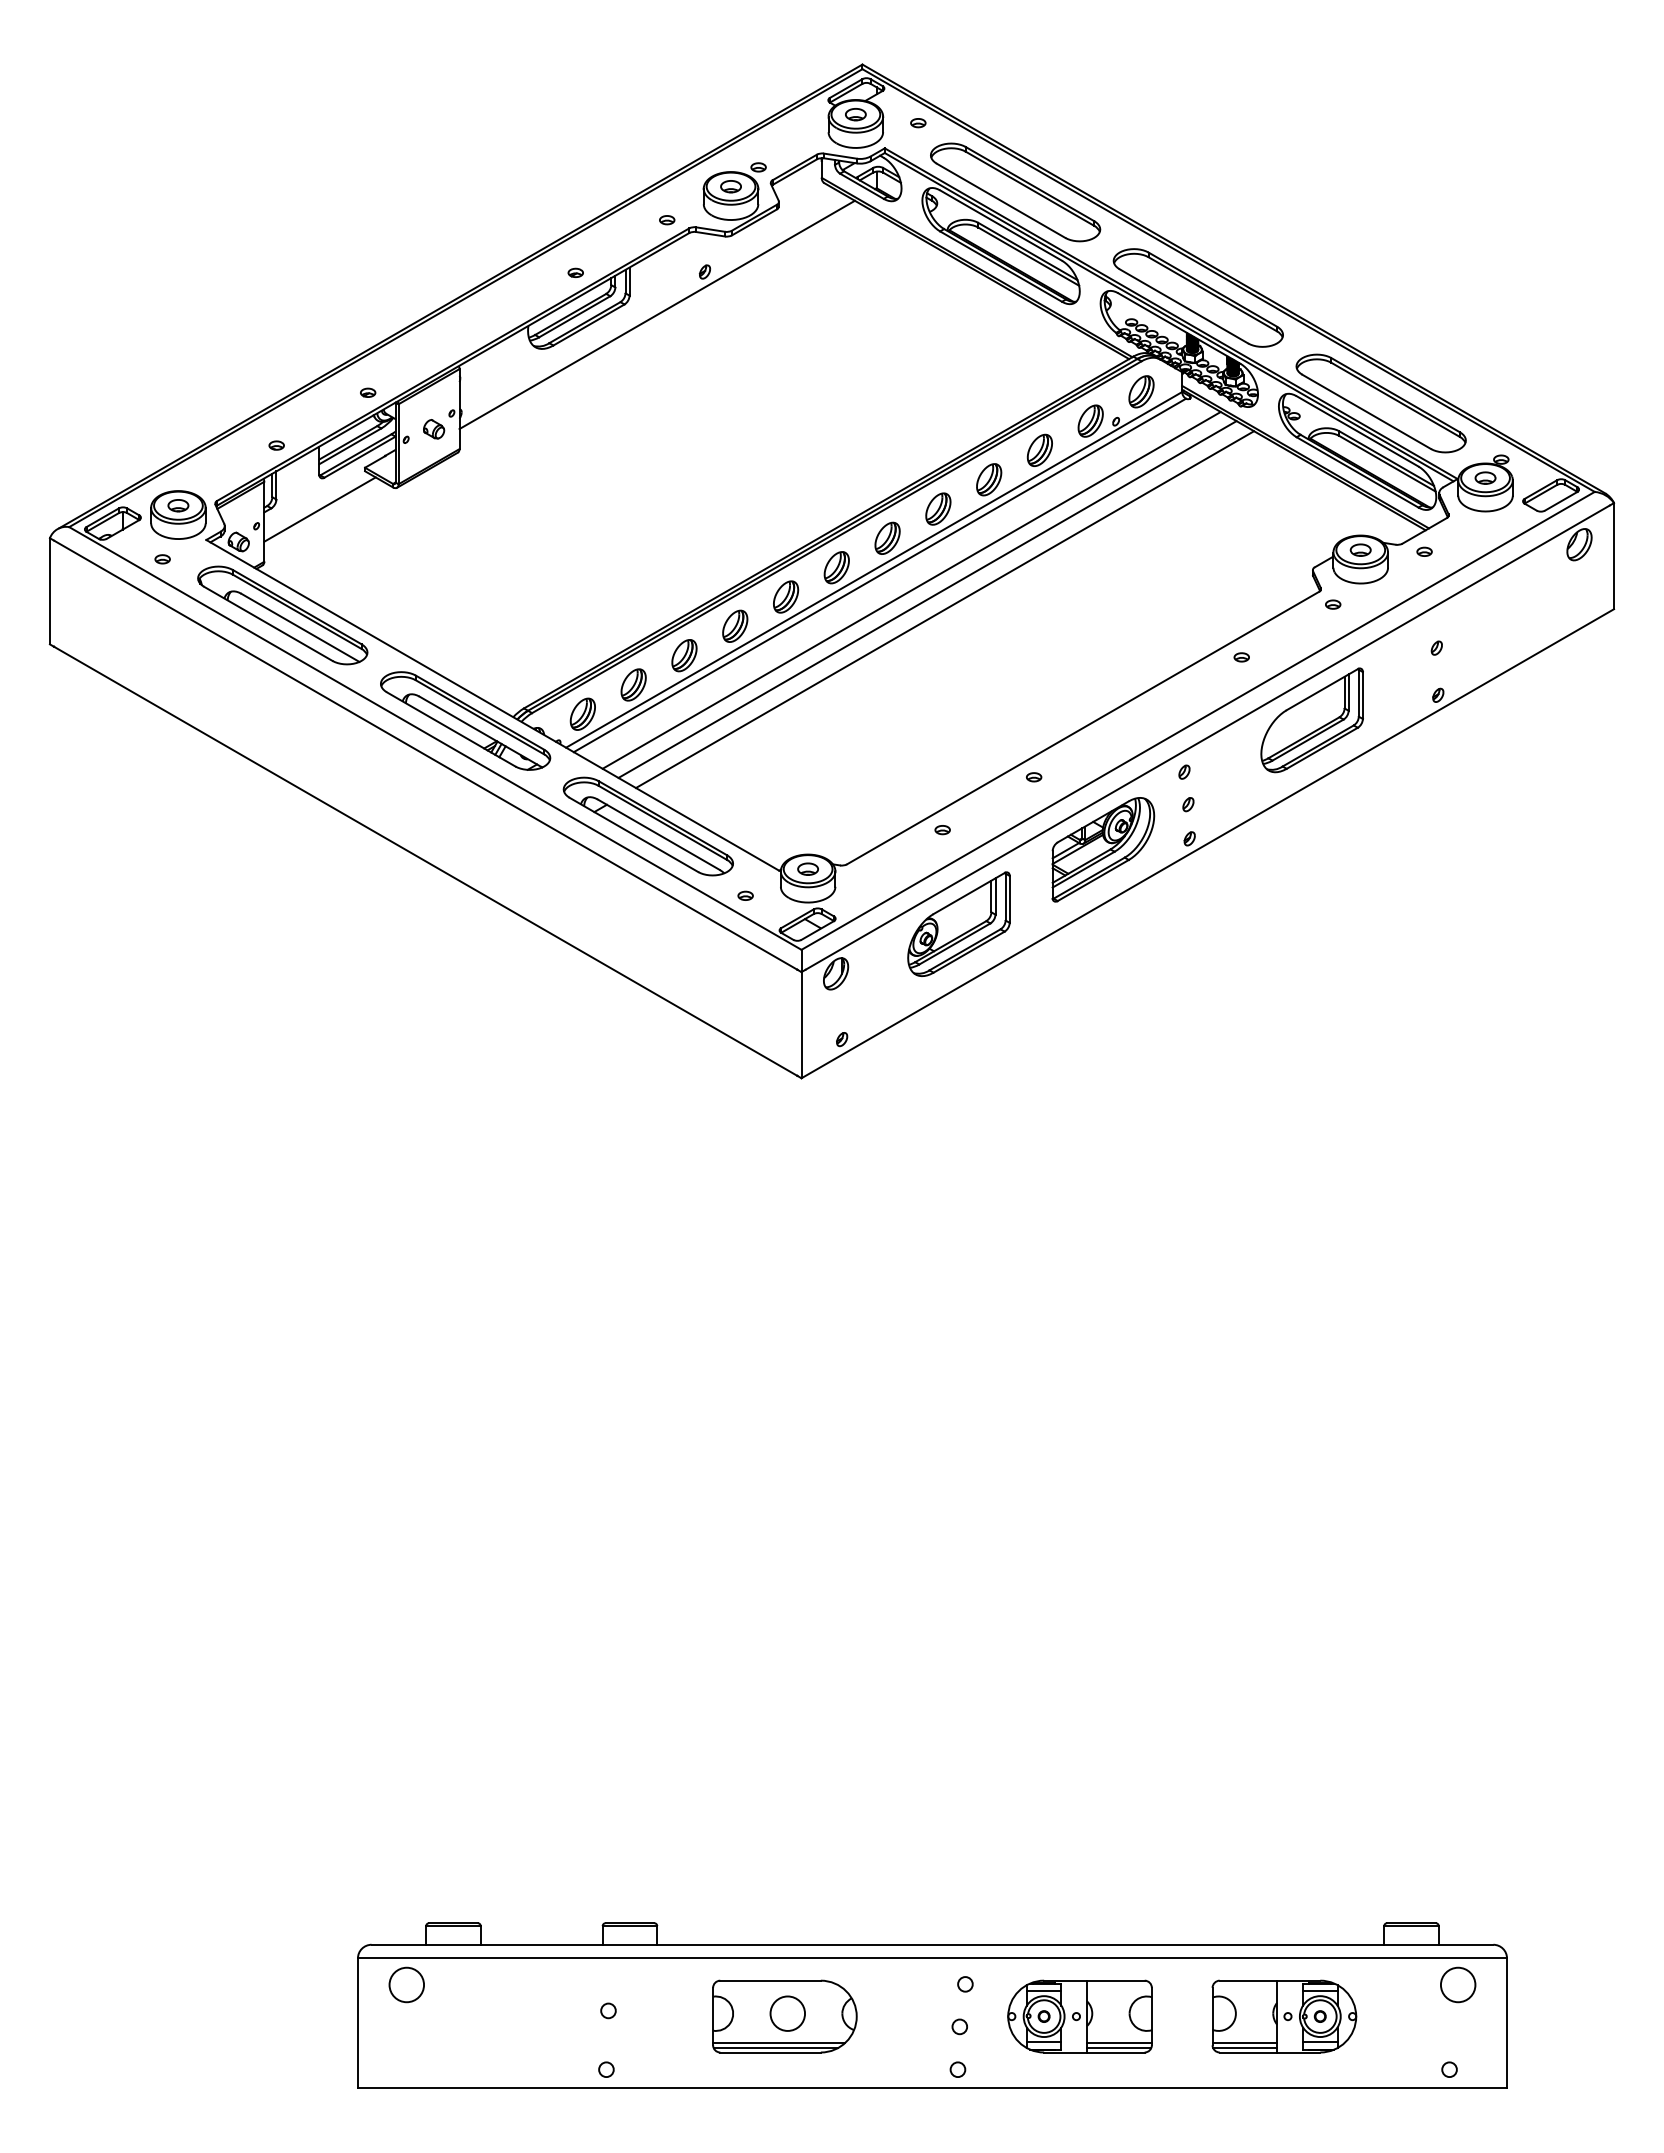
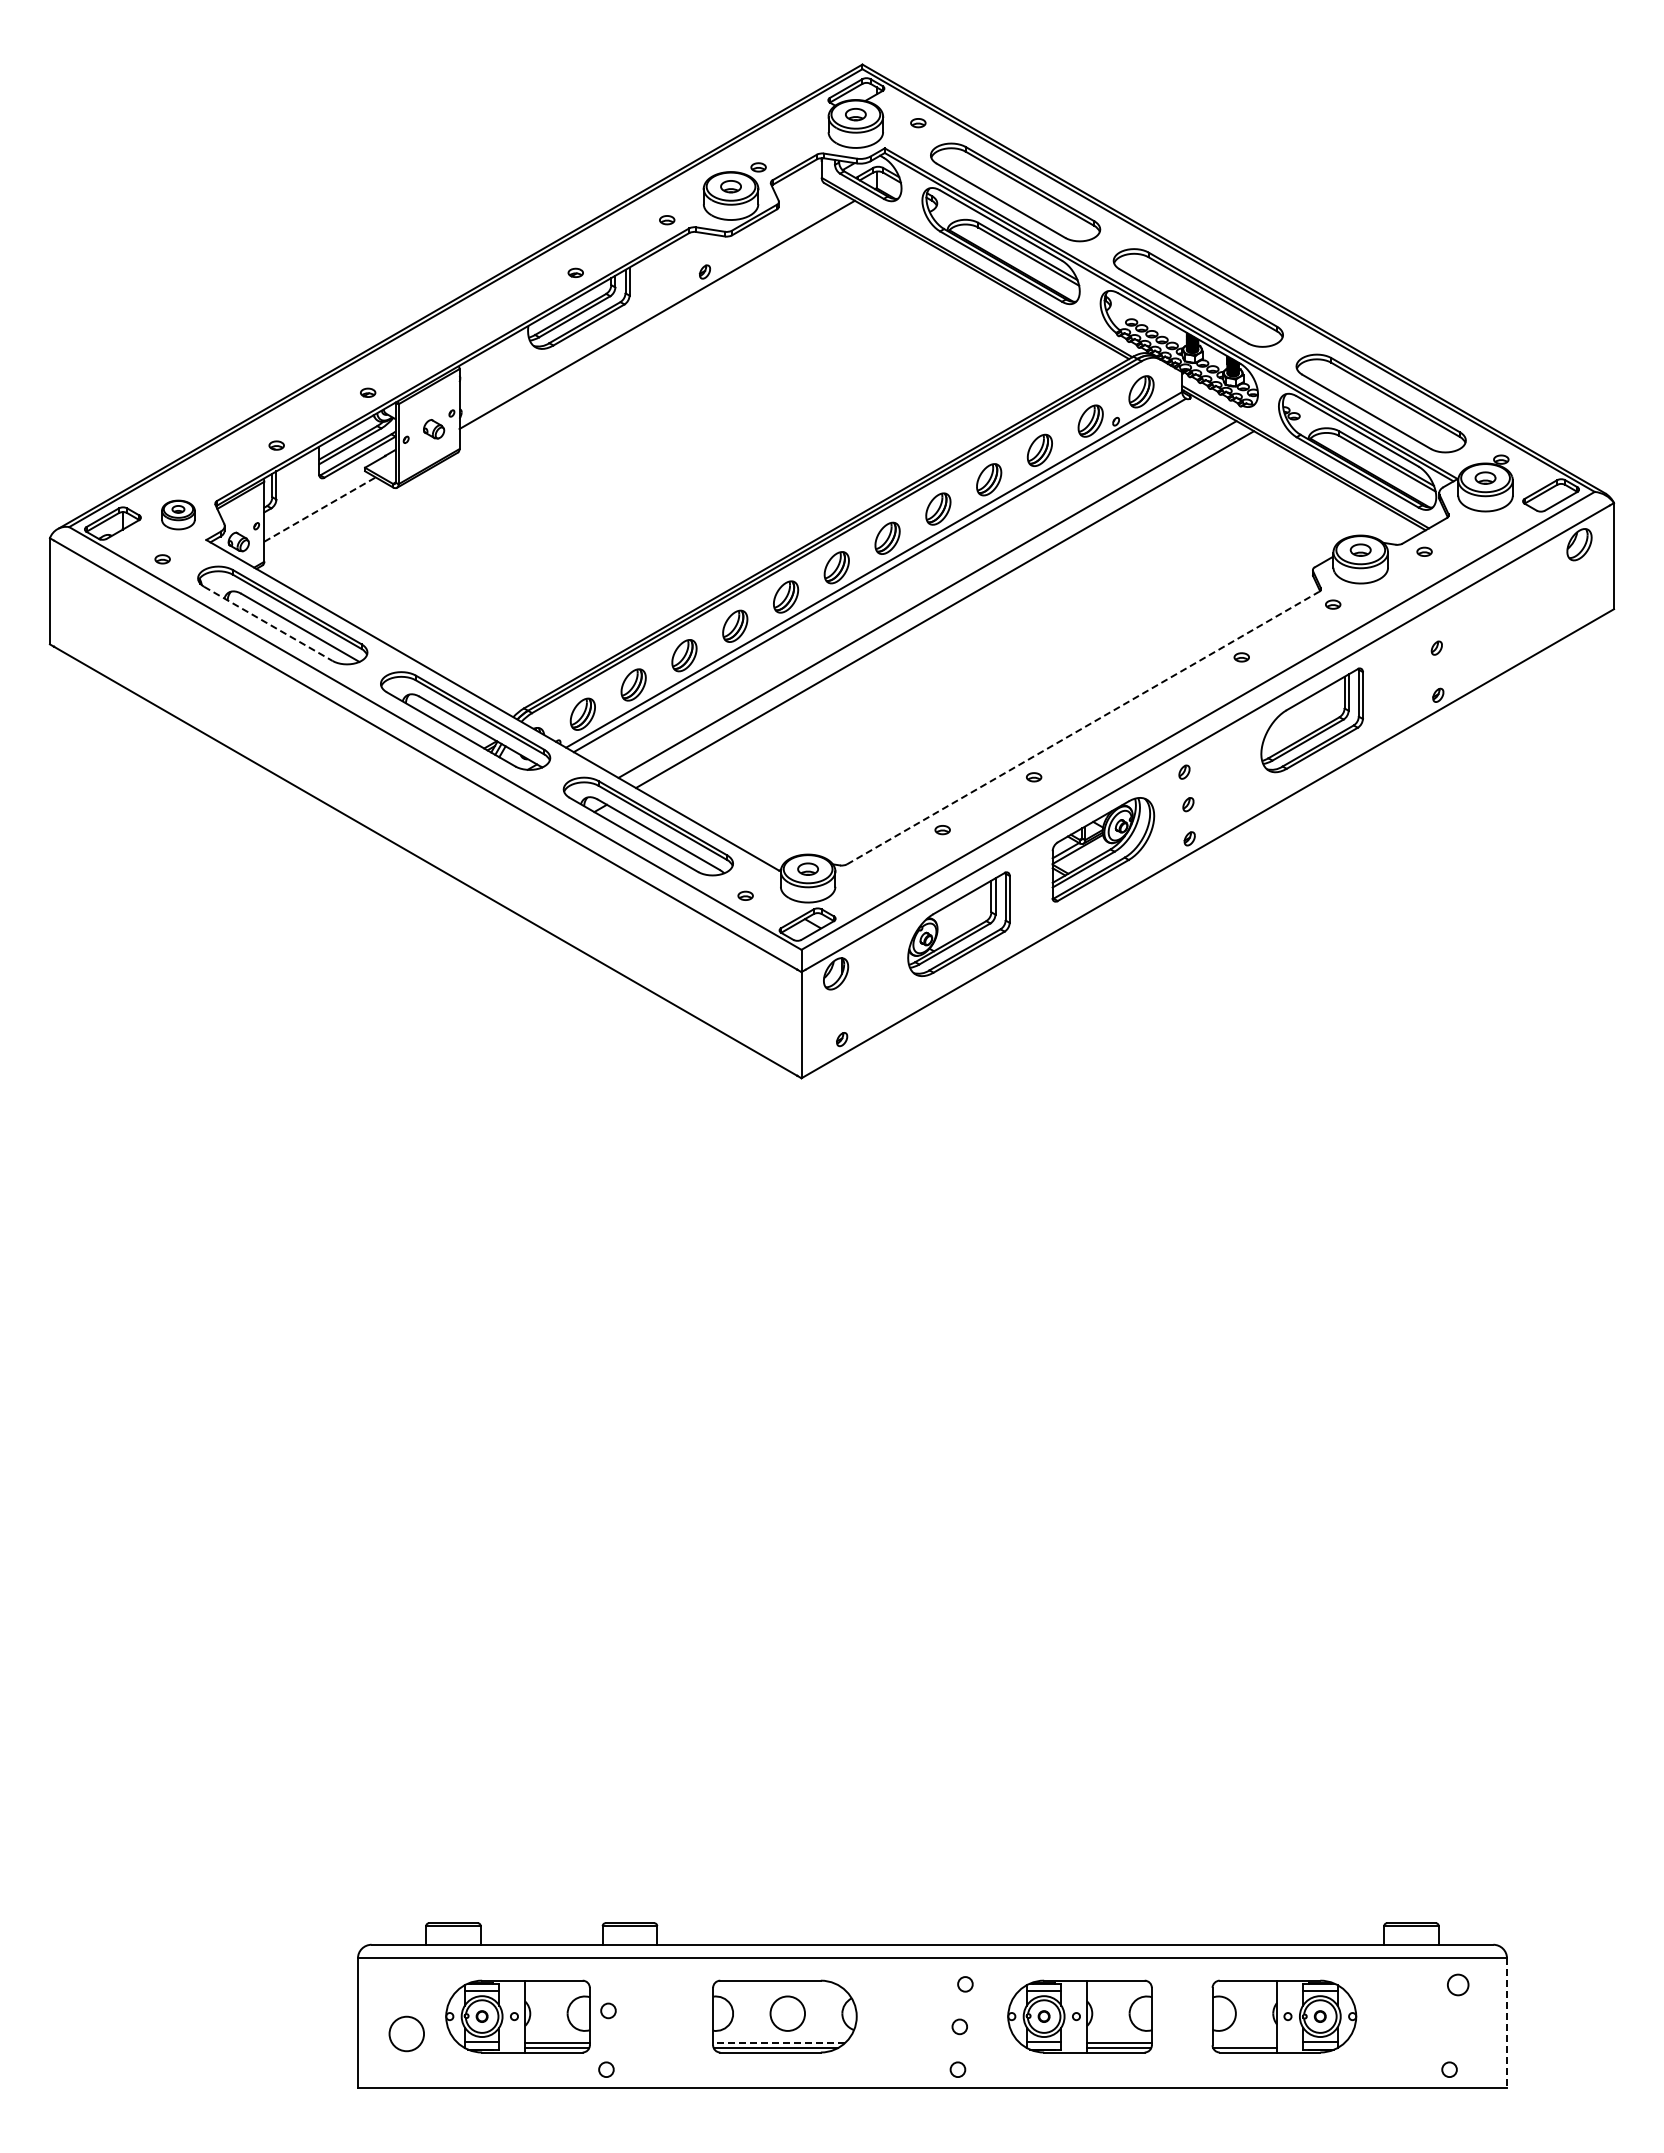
line: solid -> dashed (320, 509)
part size: 57x50 px -> 35x32 px (178, 514)
line: present -> none (911, 589)
line: solid -> dashed (268, 624)
line: solid -> dashed (1083, 727)
circle position: (406, 1984) -> (406, 2033) (406, 2033)
circle diameter: 34 px -> 21 px (1457, 1984)
part: none -> present (517, 2016)
line: solid -> dashed (1507, 2023)
line: solid -> dashed (778, 2042)
line: present -> none (1244, 2042)
